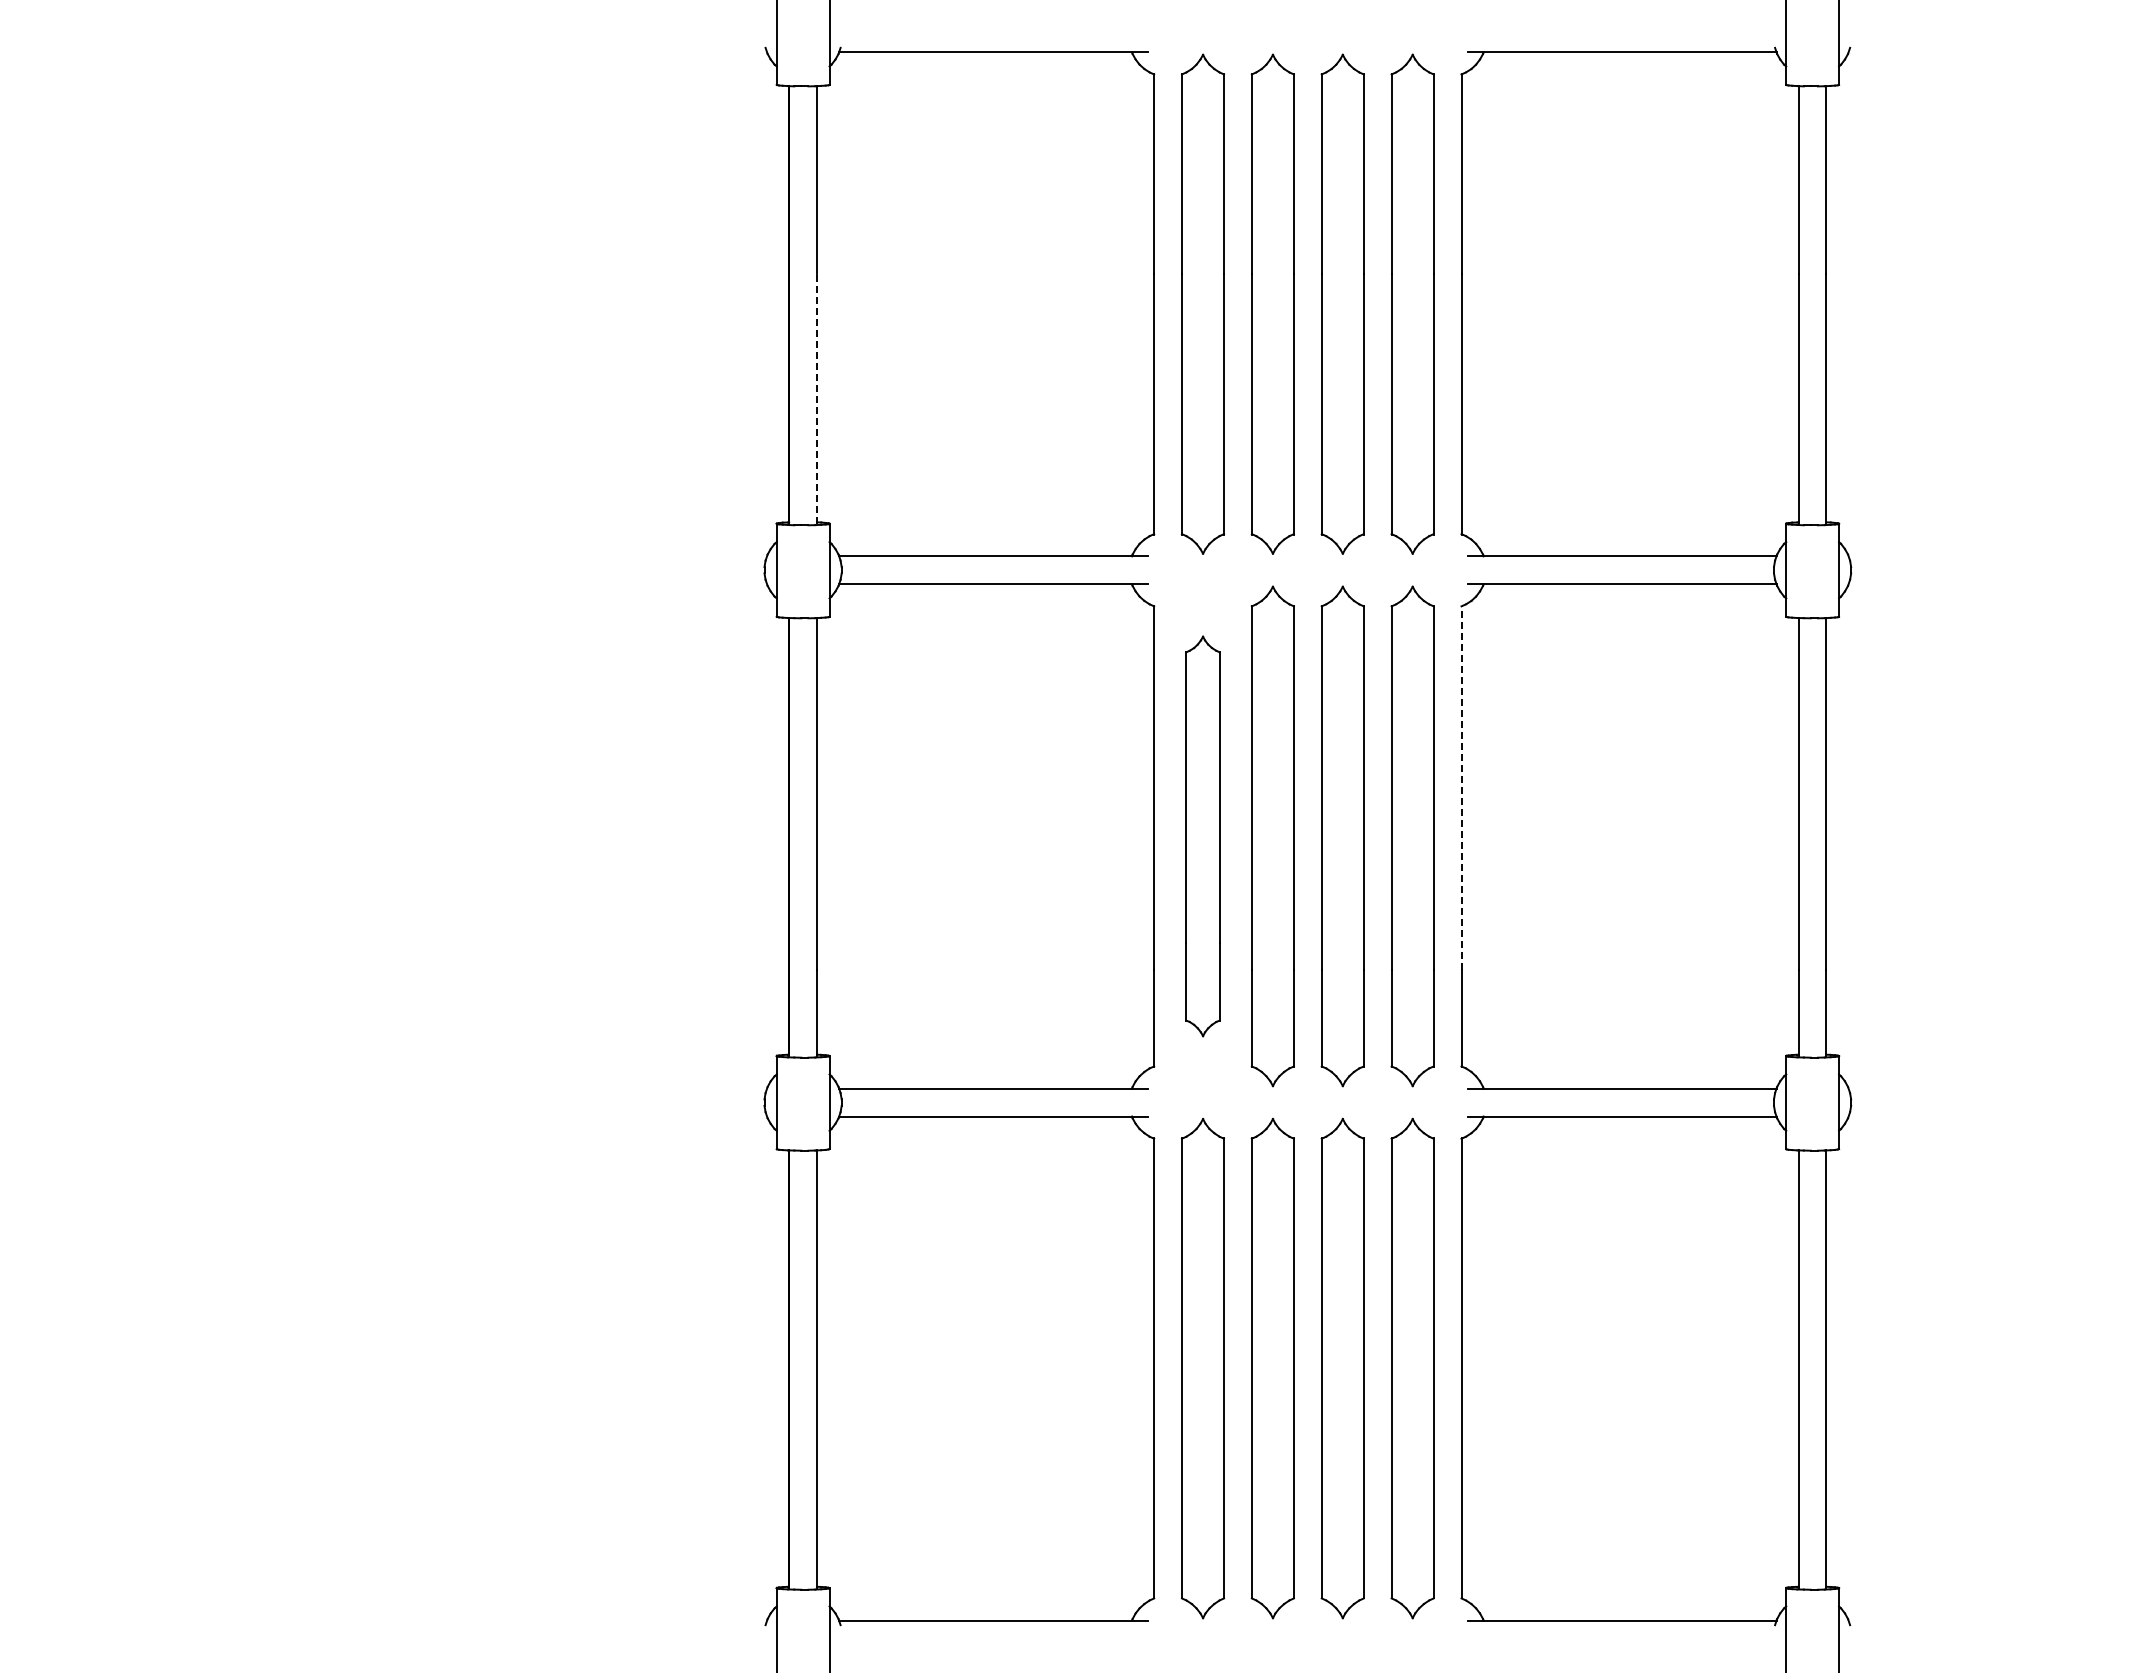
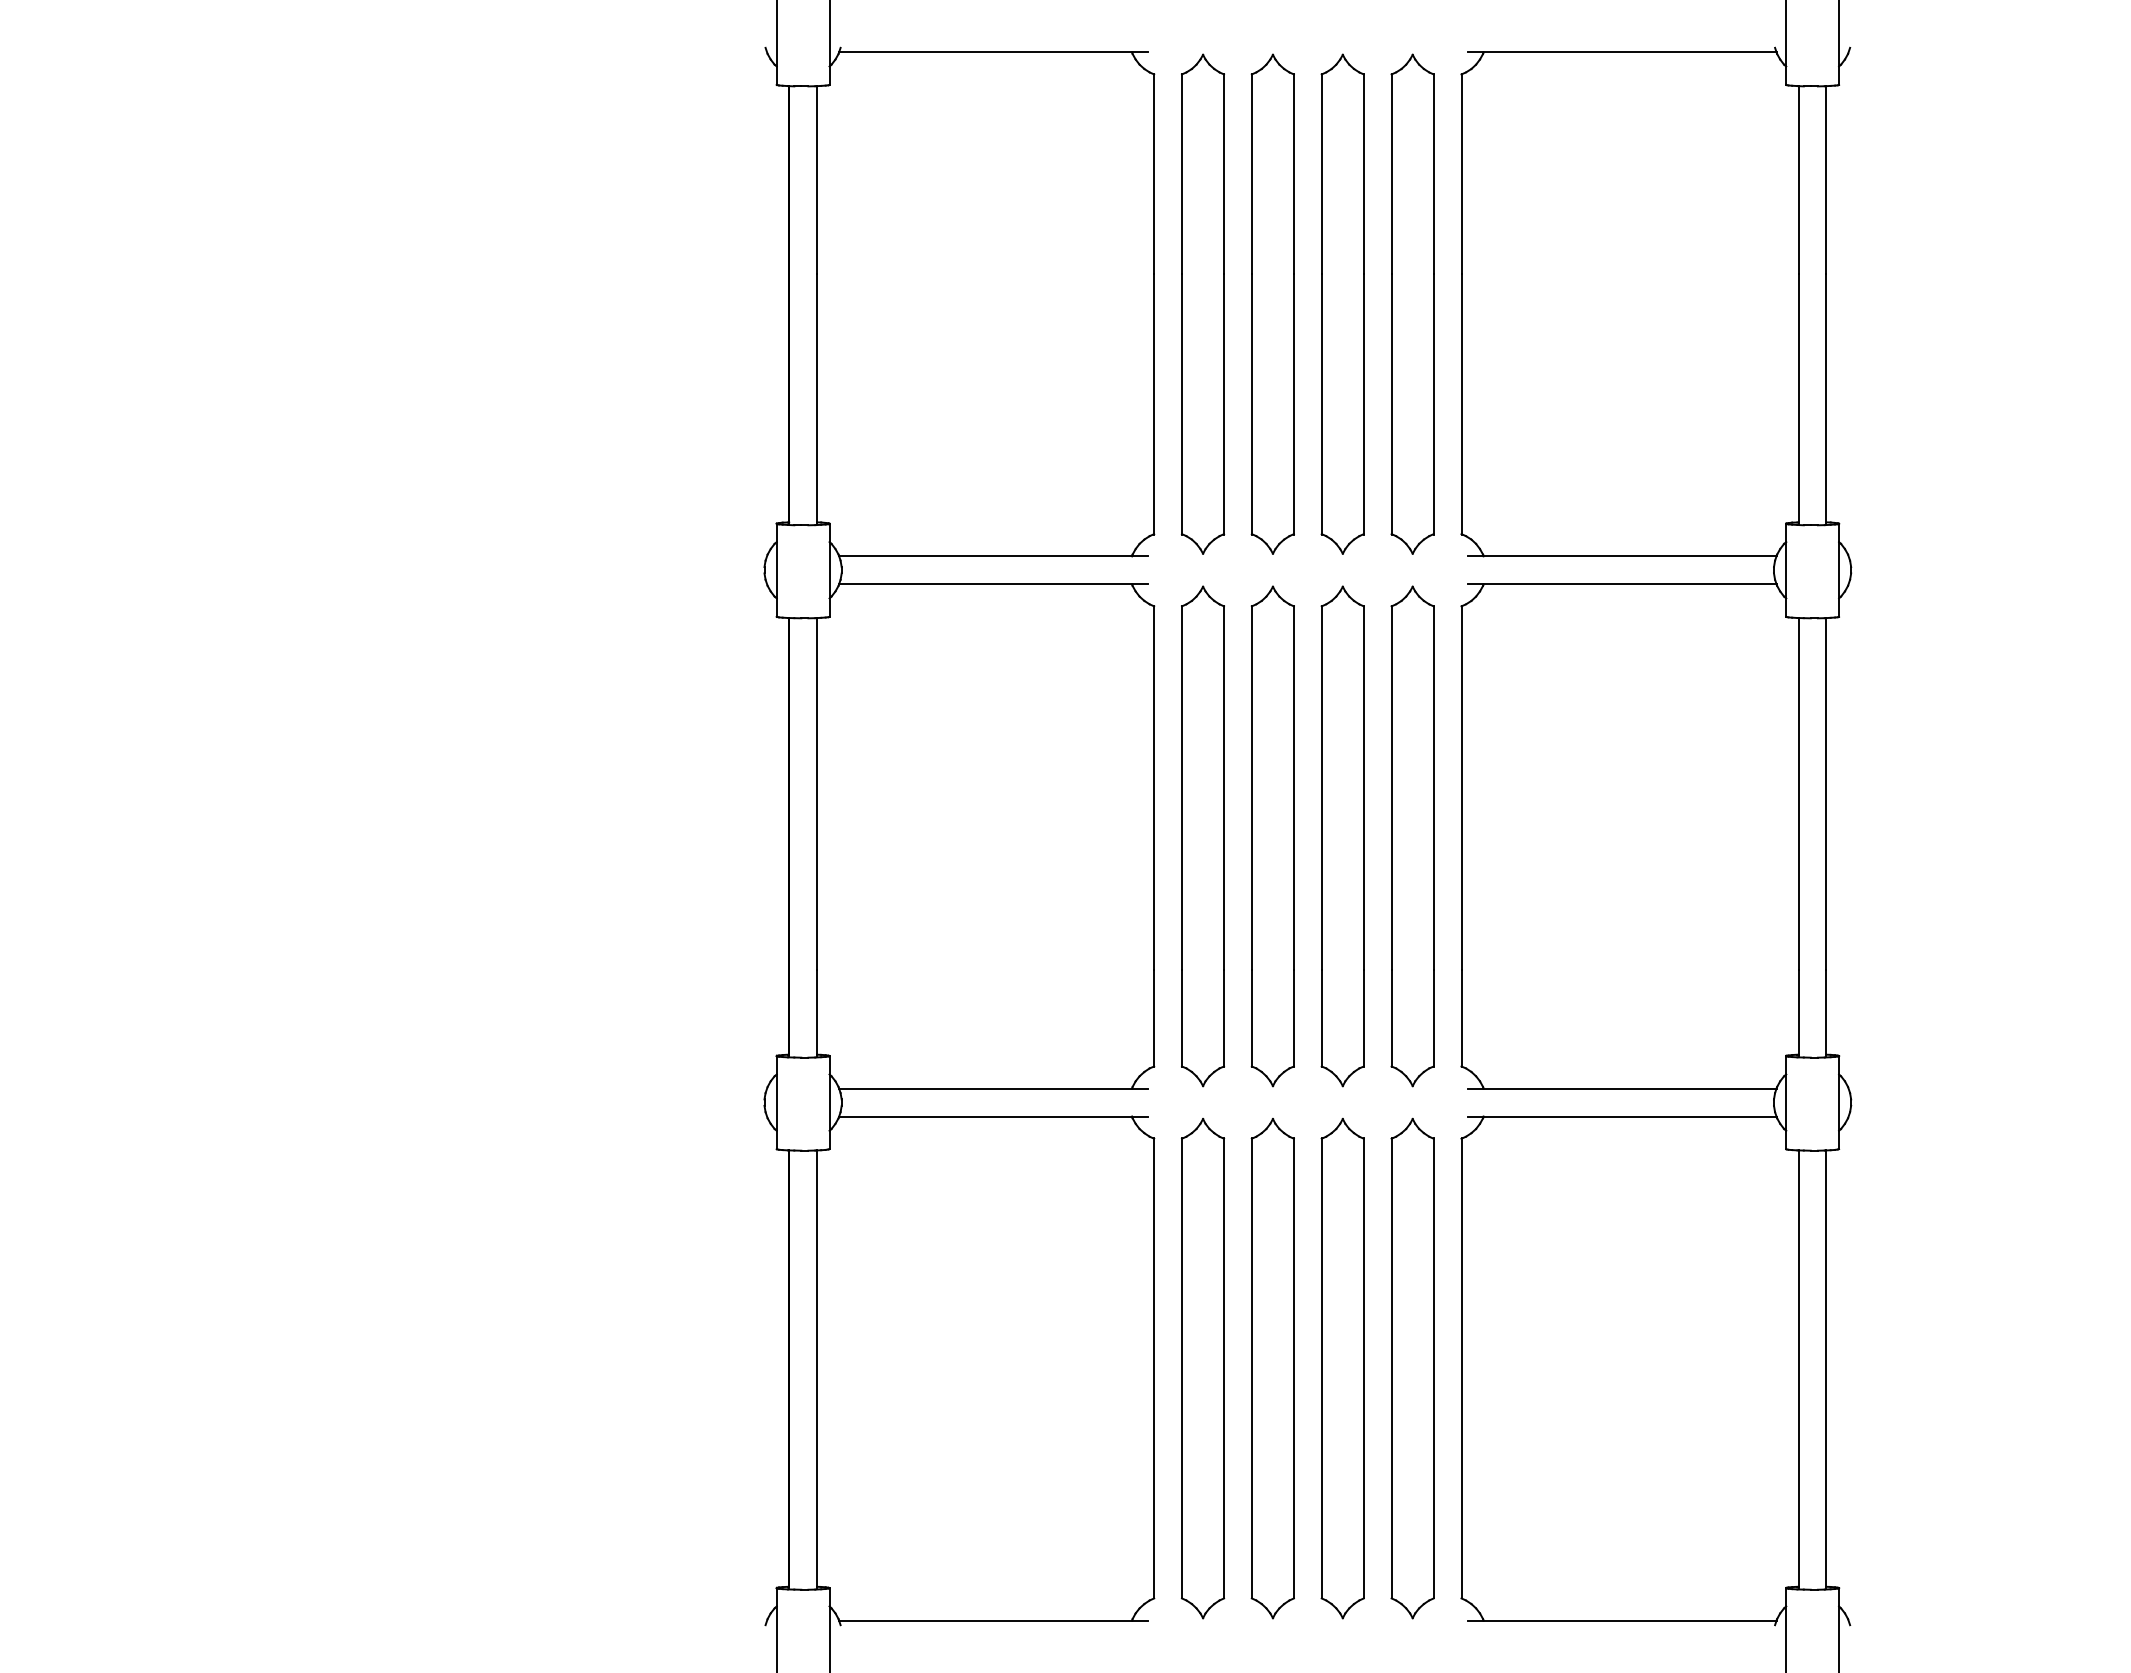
line: dashed -> solid (817, 398)
line: dashed -> solid (1461, 787)
part size: 36x403 px -> 44x503 px (1202, 836)
